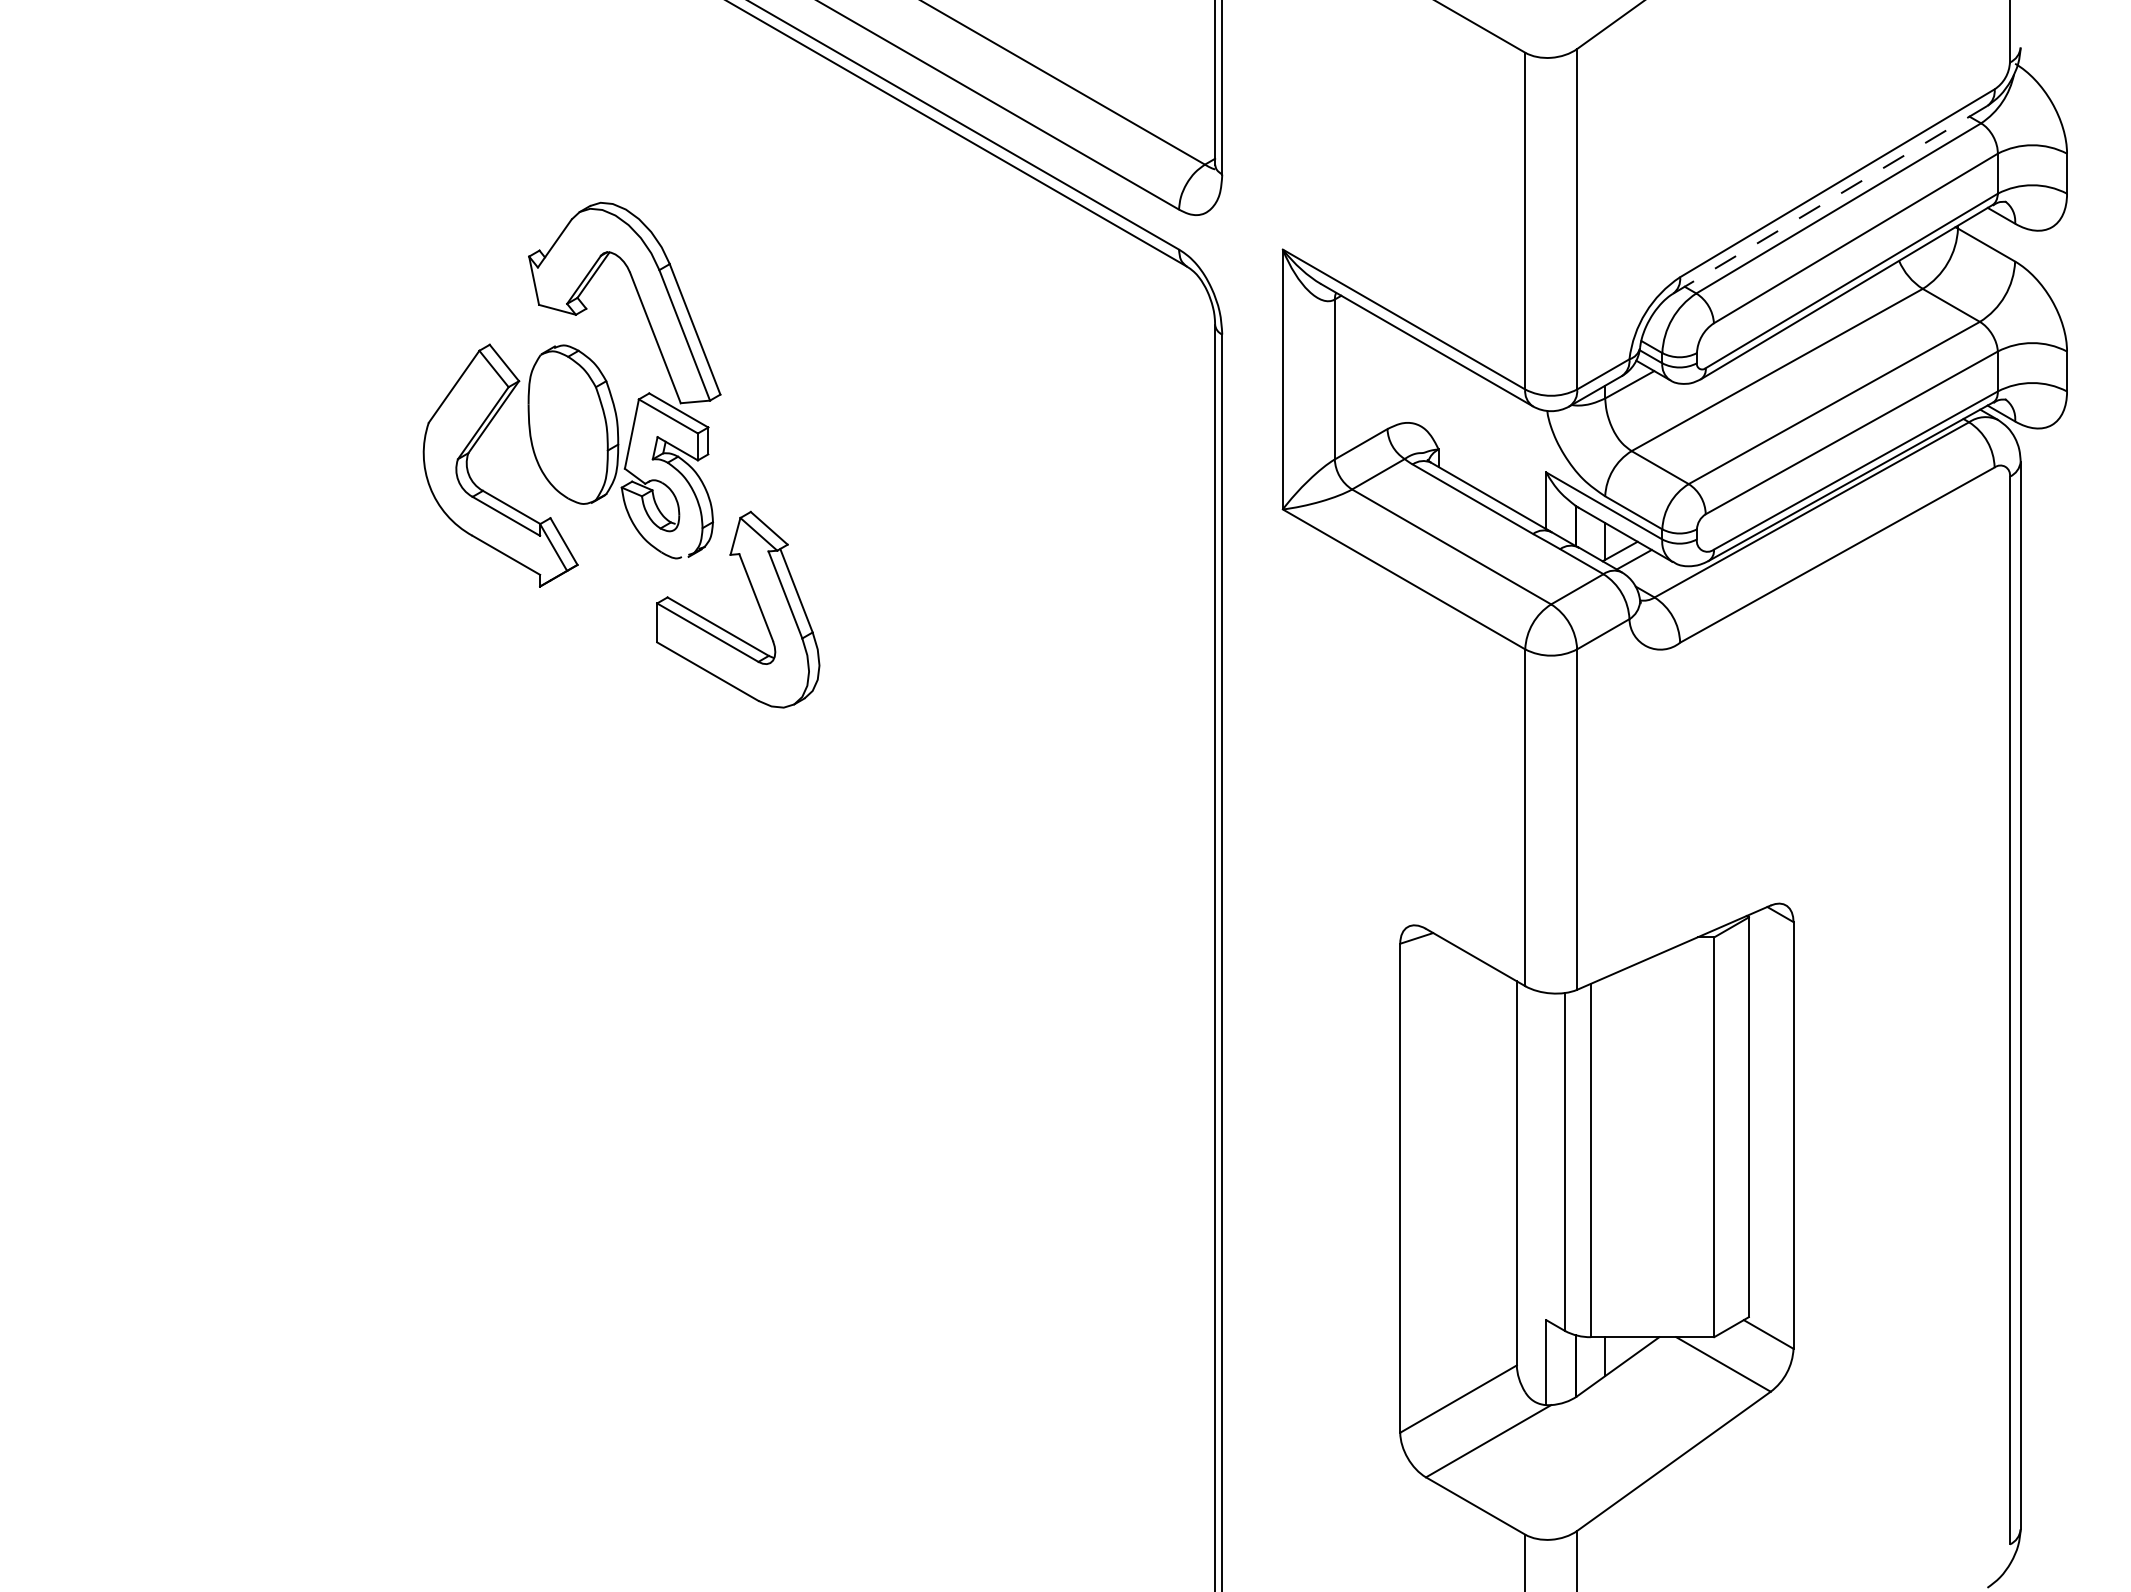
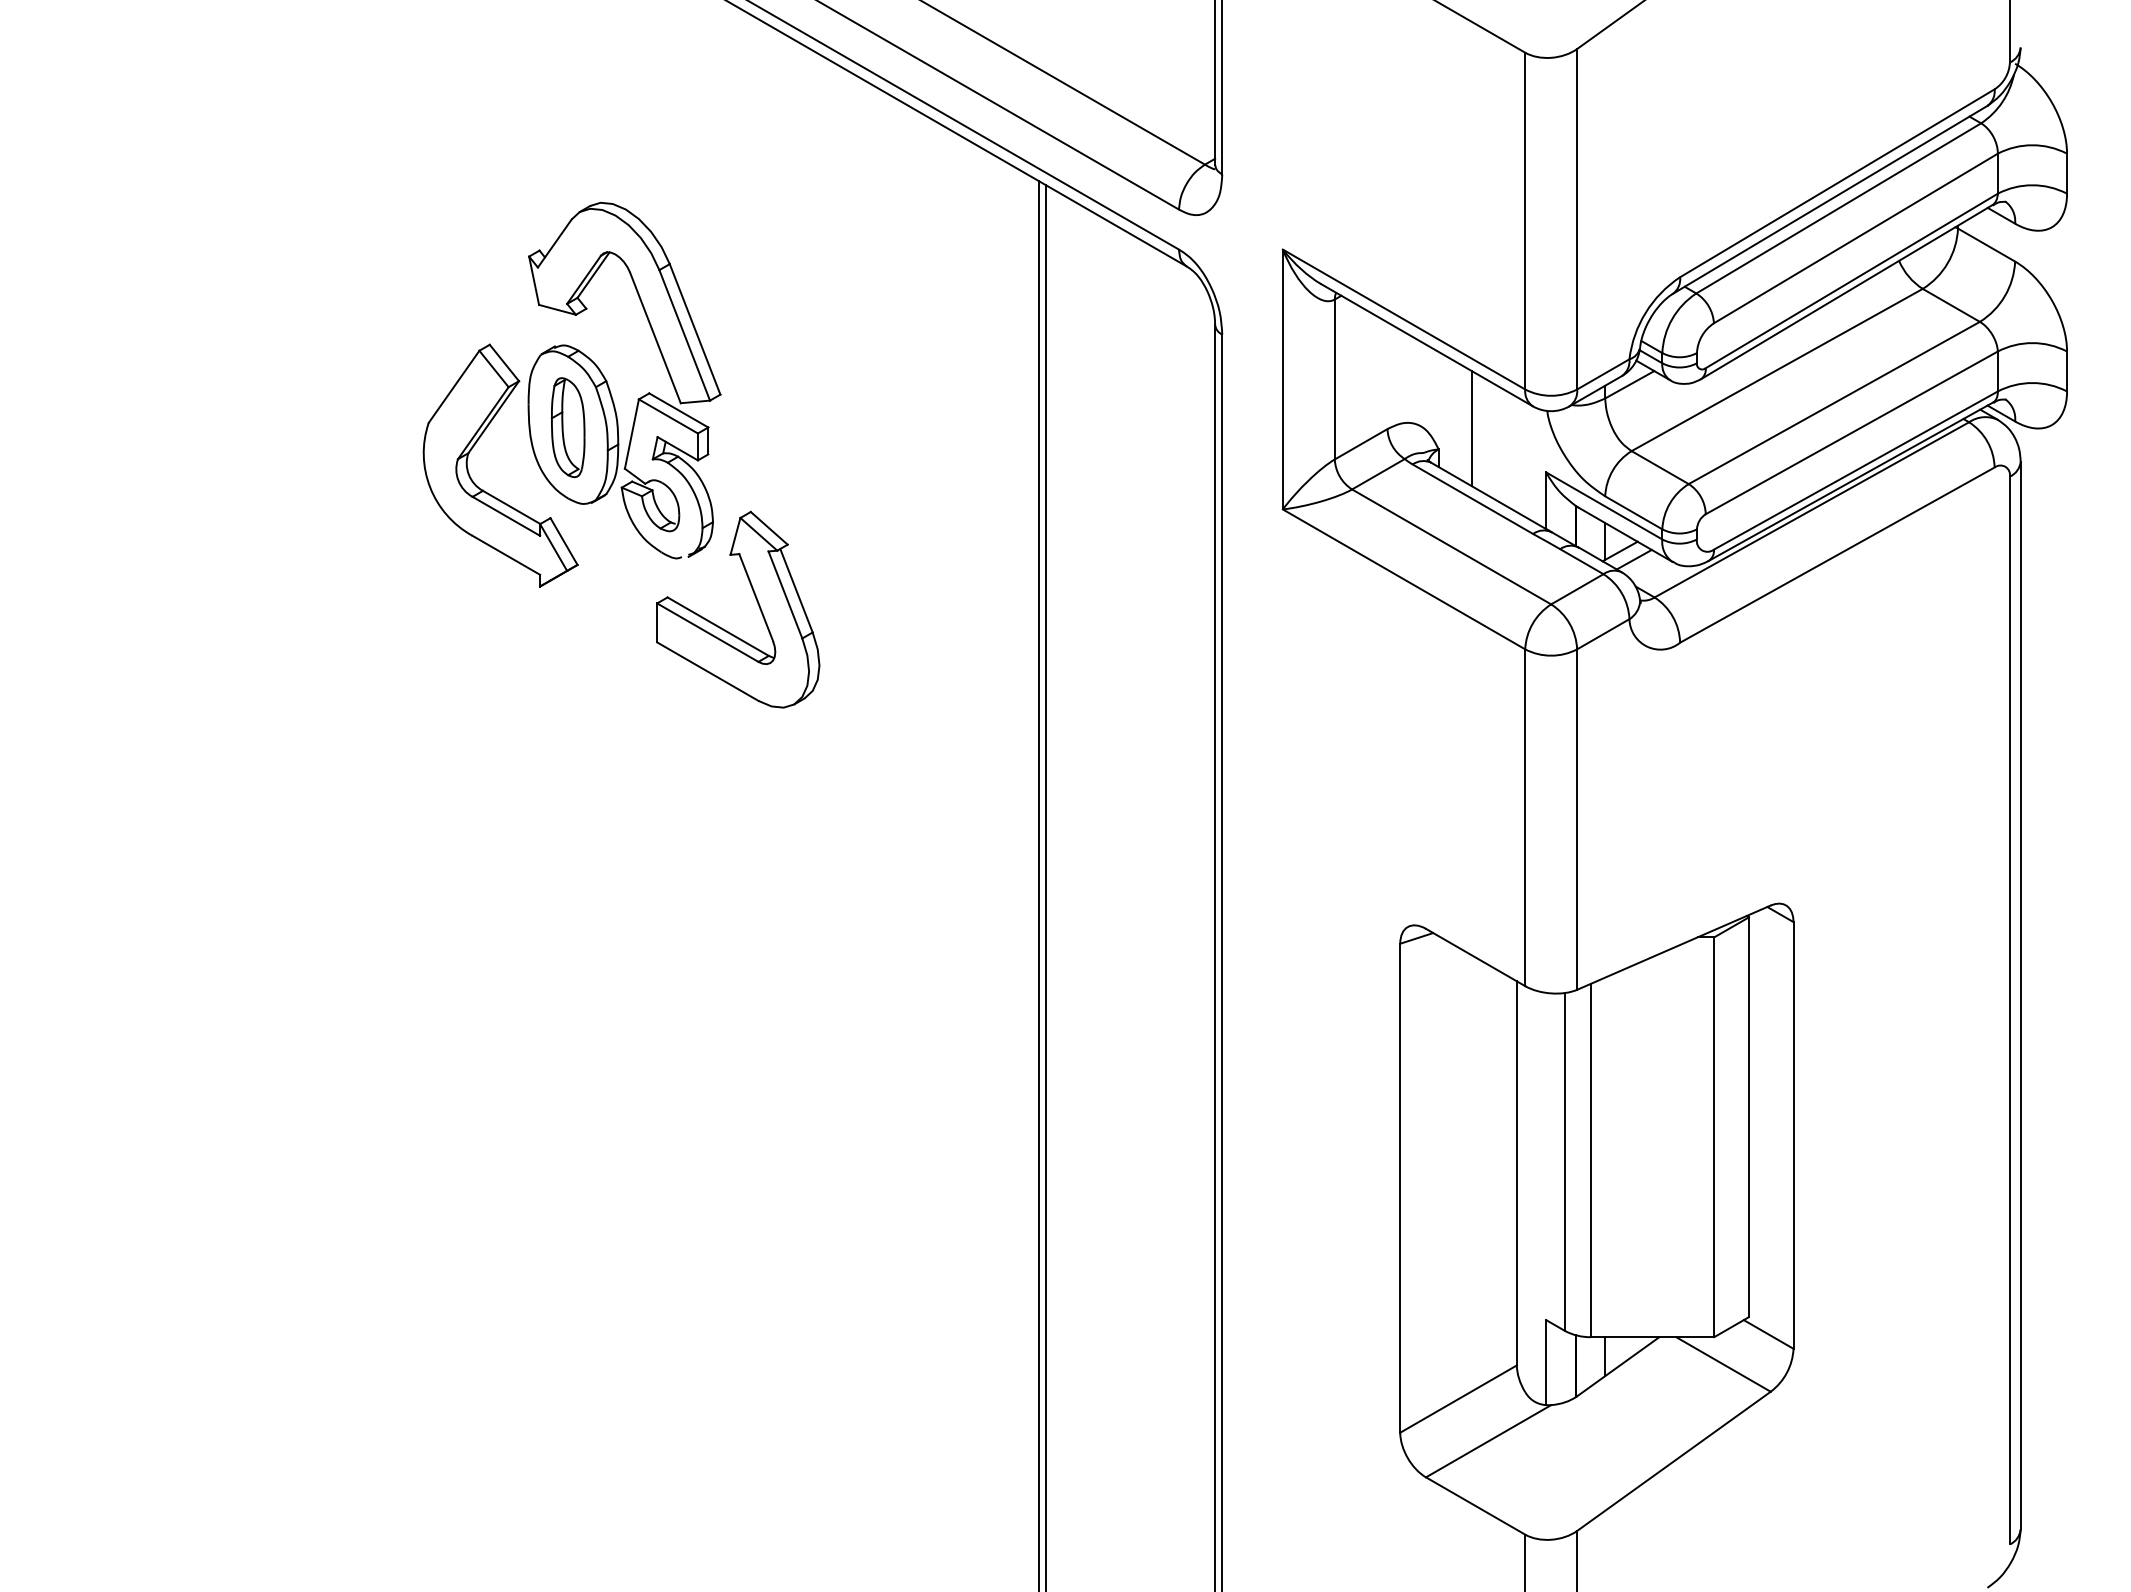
line: dashed -> solid (1830, 199)
part: none -> present (567, 427)
line: none -> present (1471, 428)
line: none -> present (1038, 884)
line: none -> present (1045, 886)
